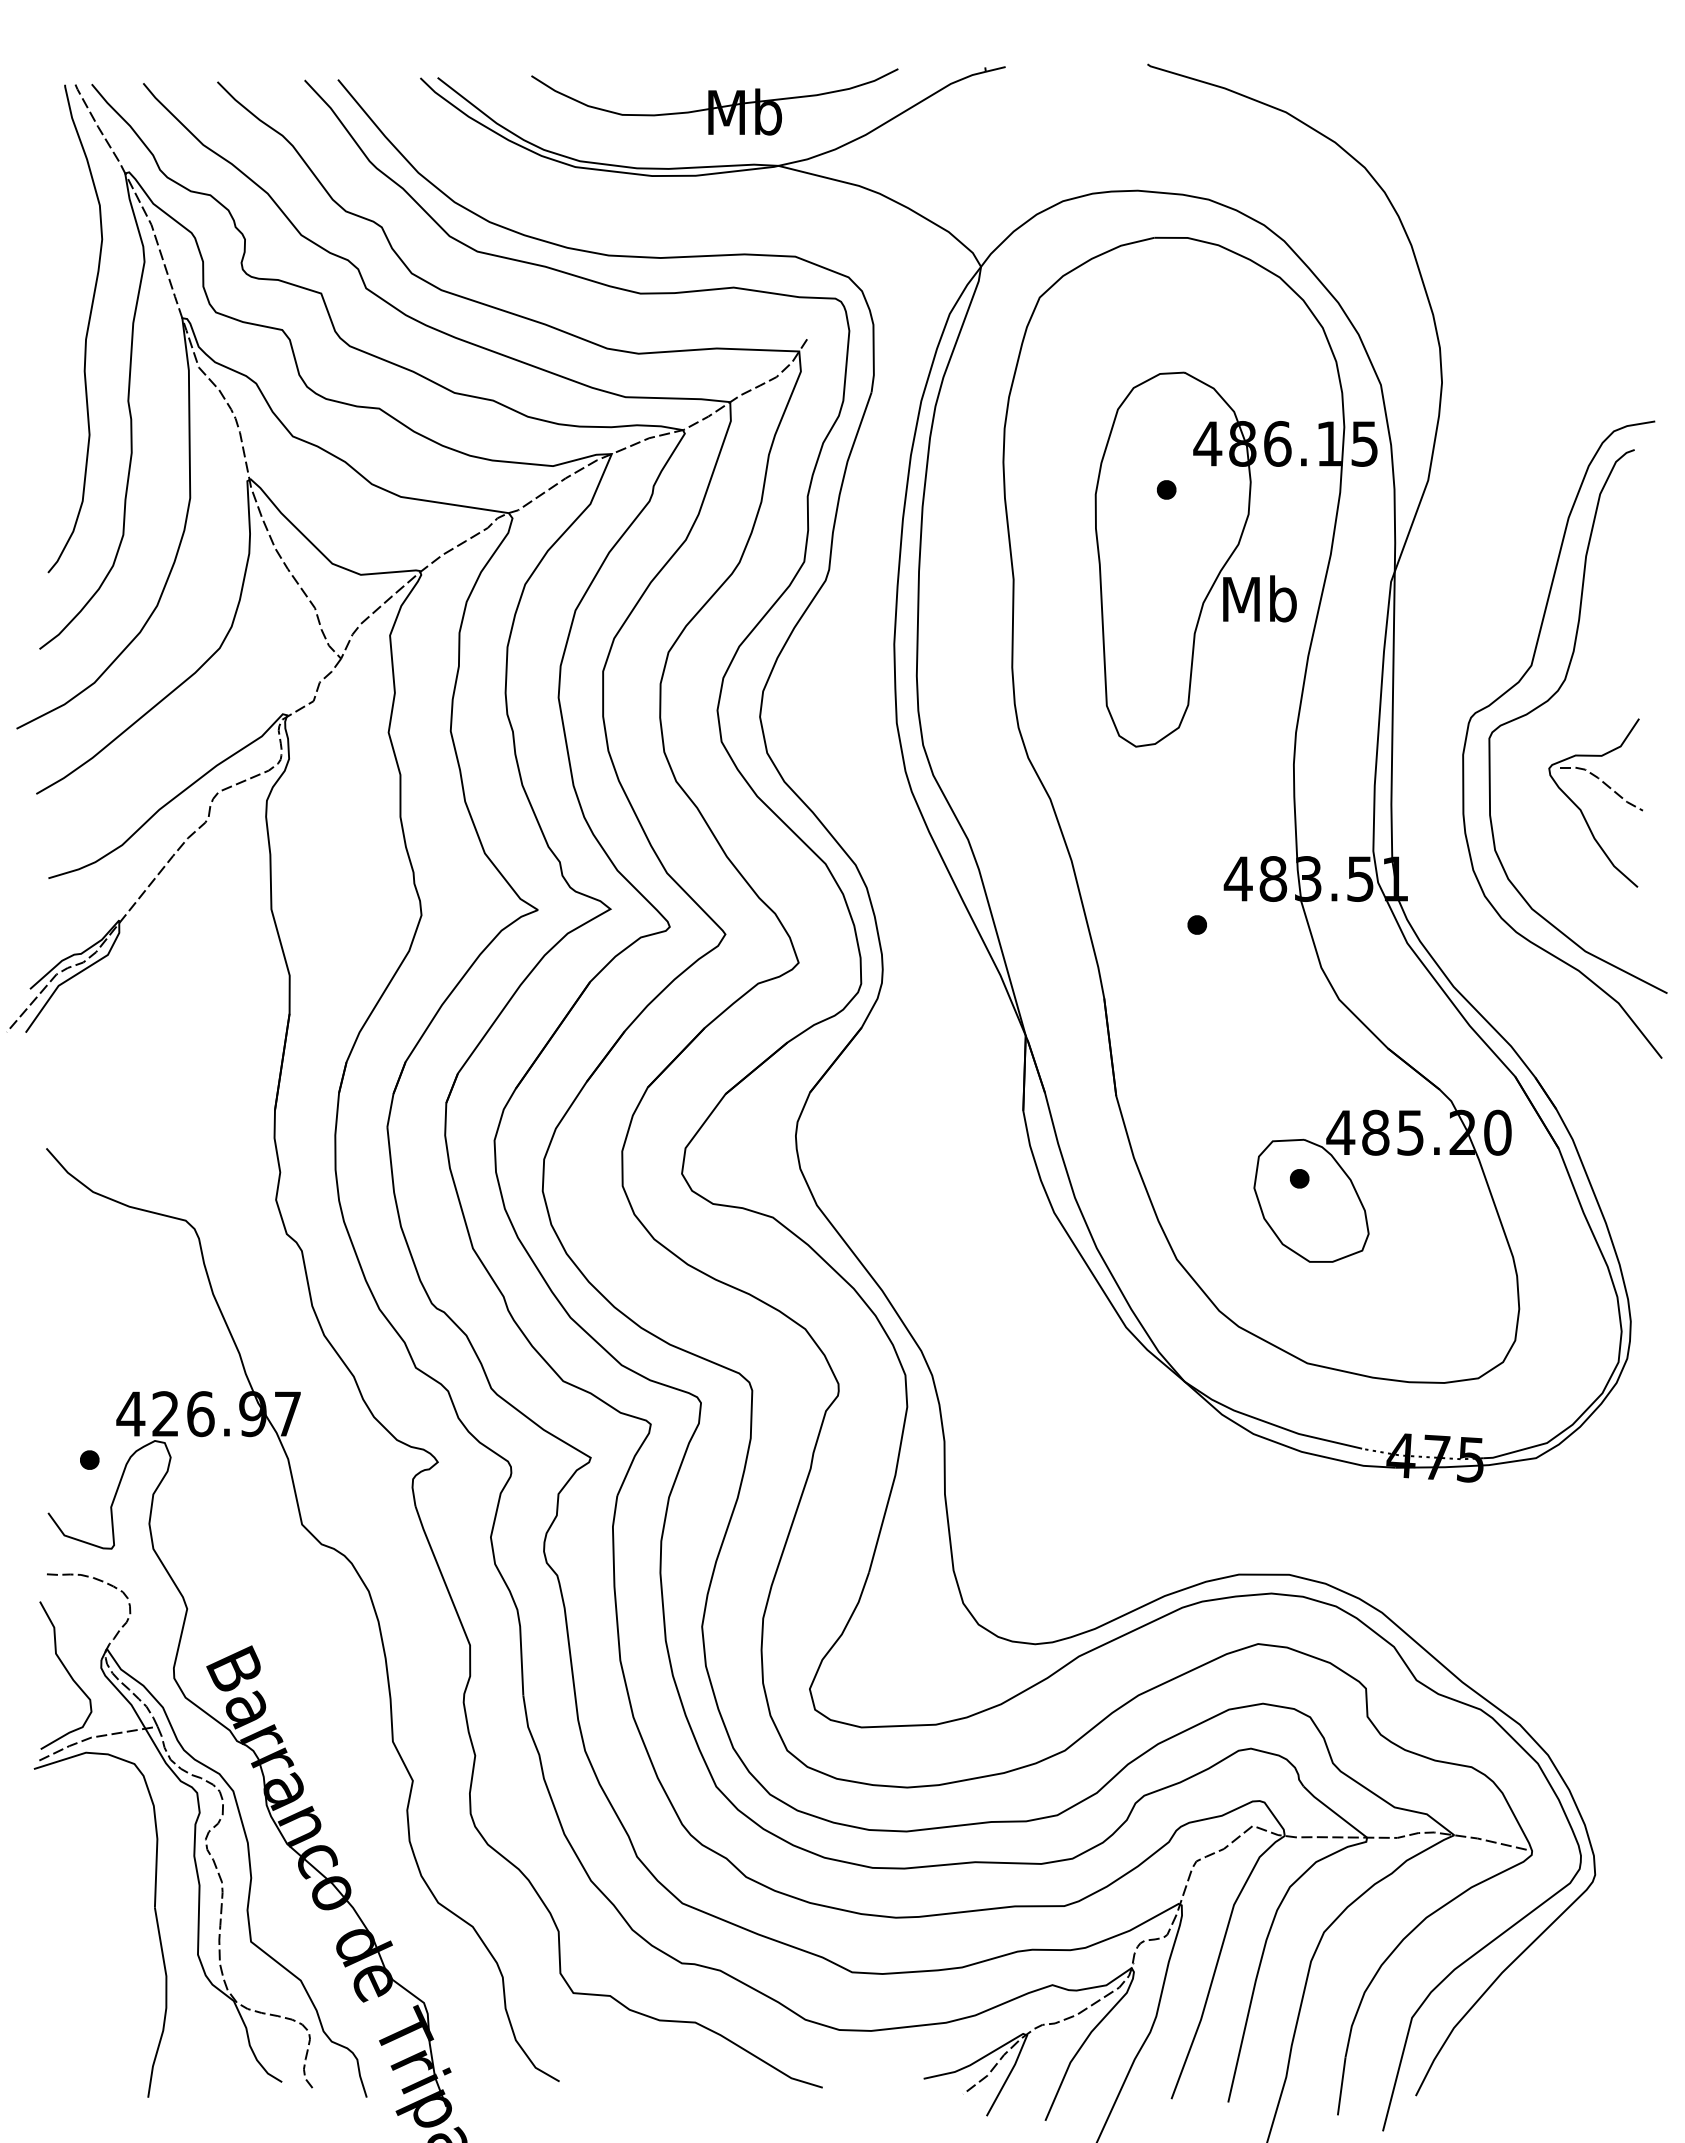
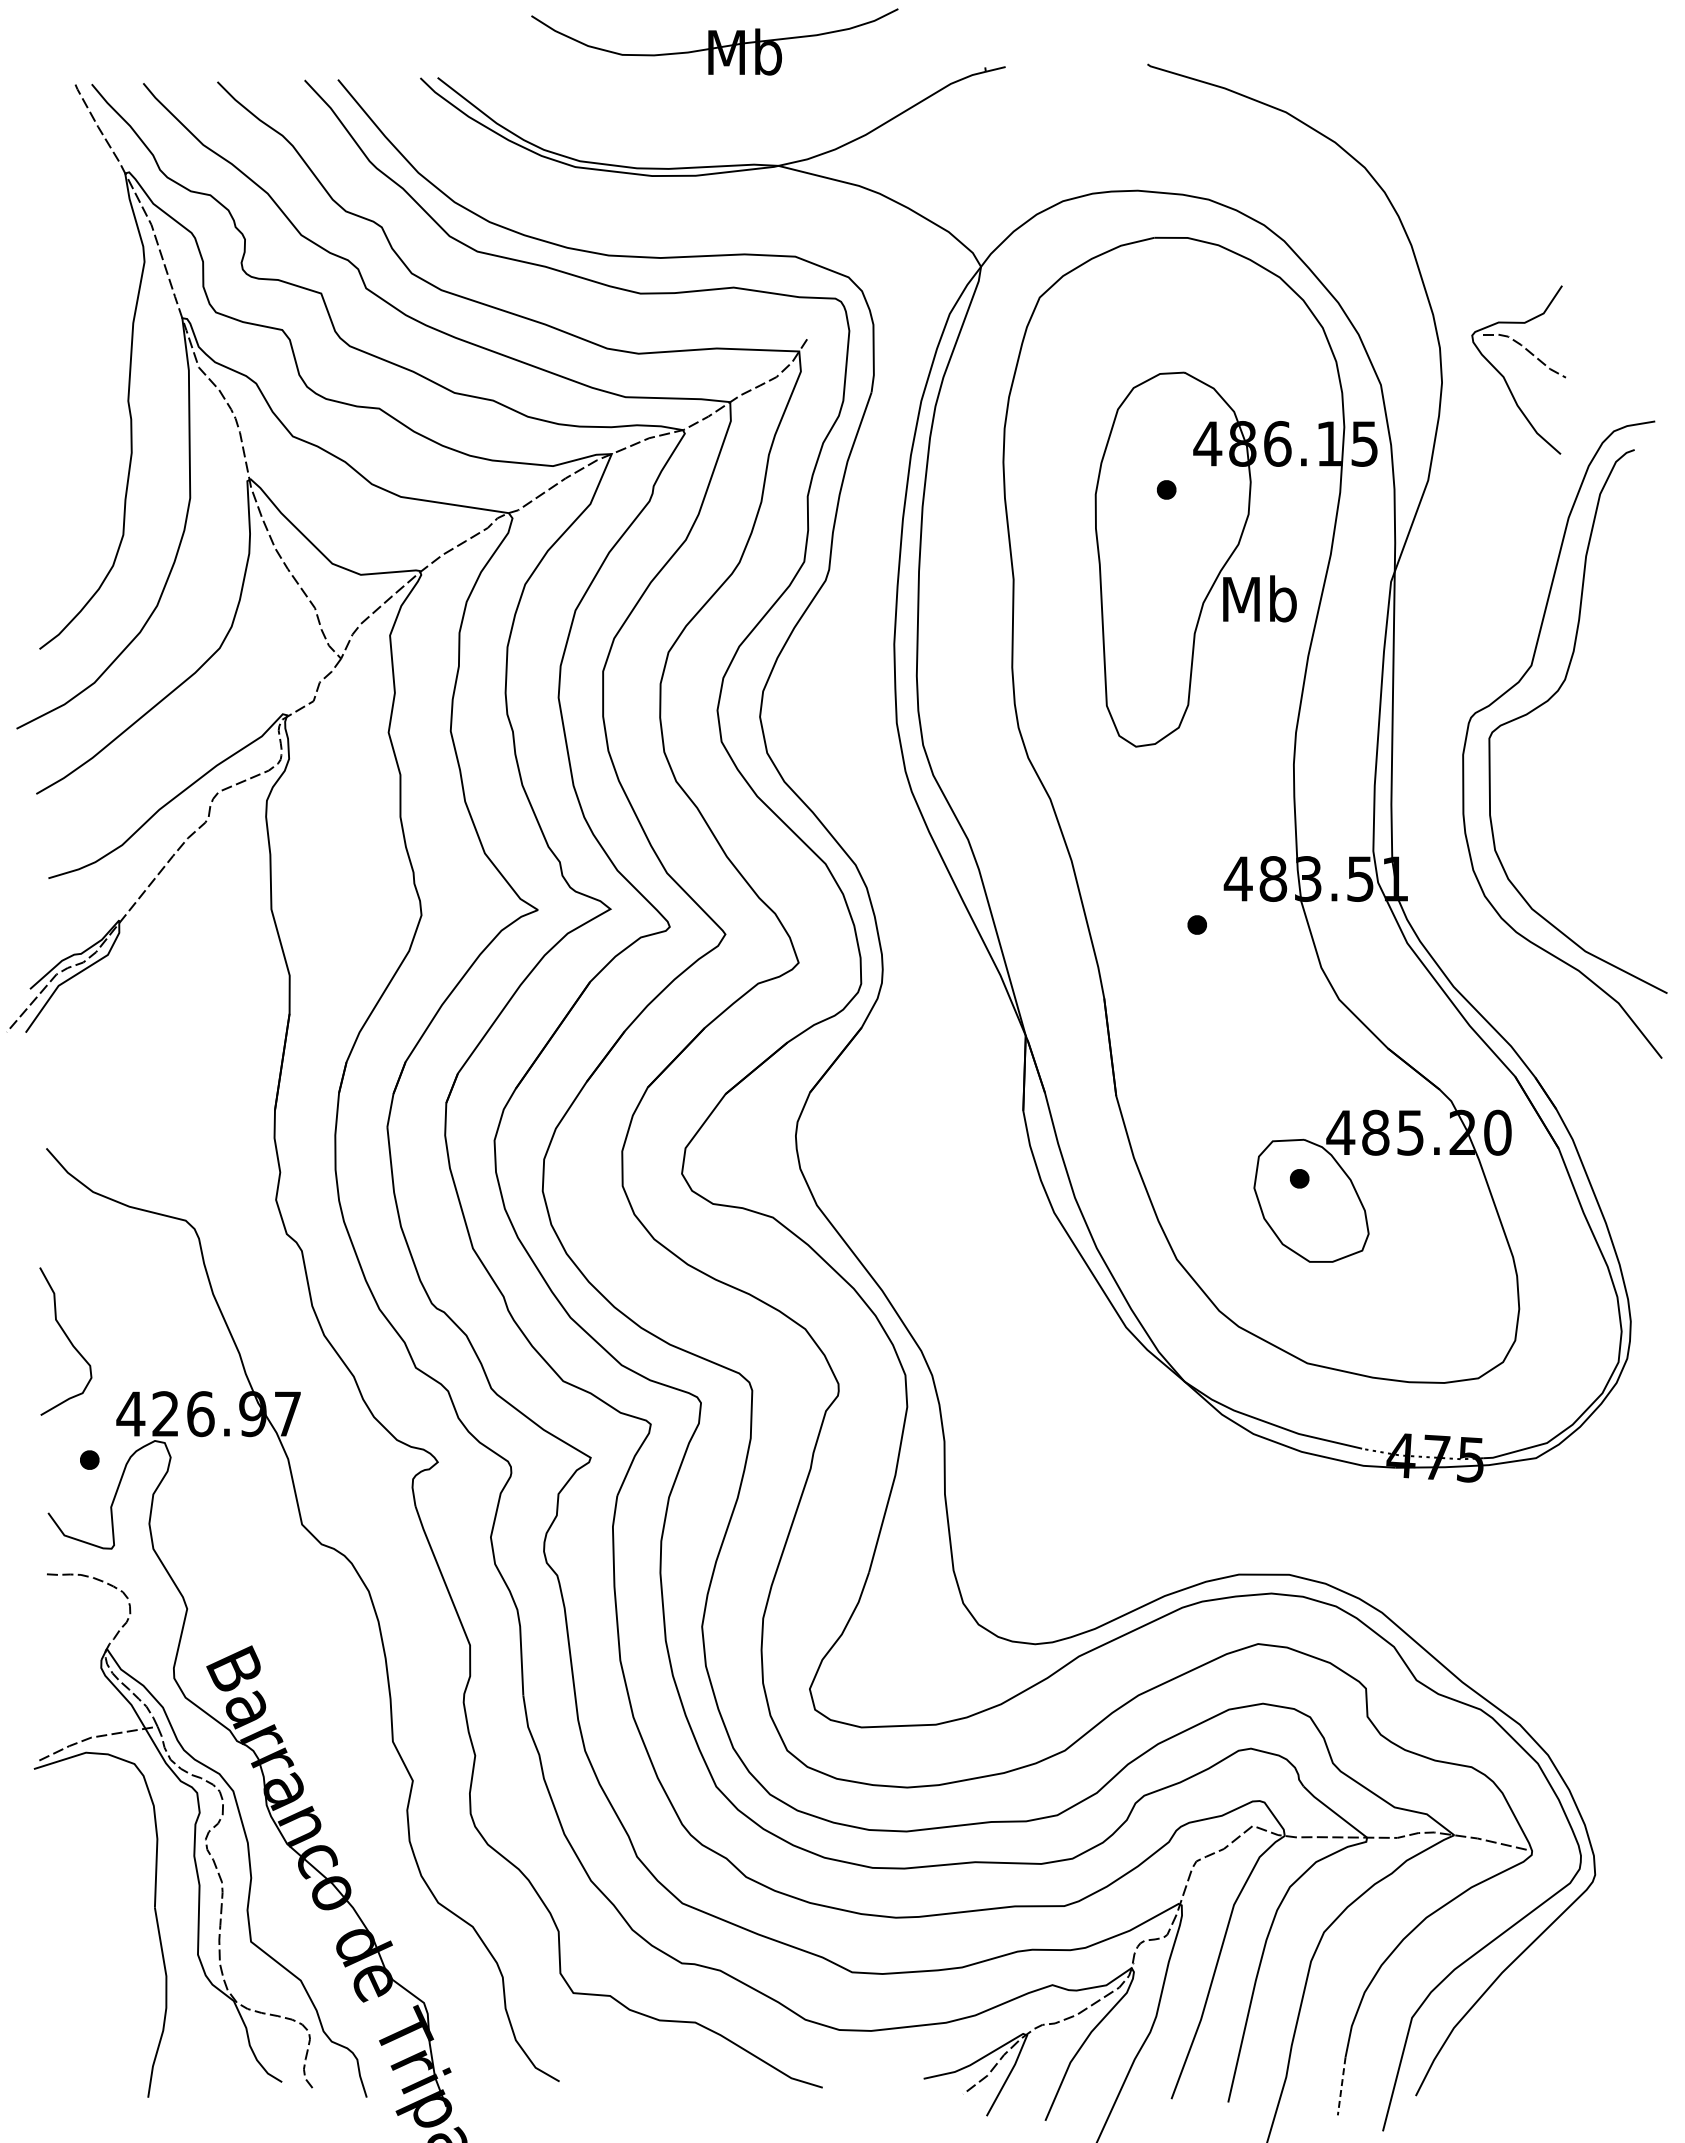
part position: (714, 101) -> (714, 41) (714, 41)
curve: present -> none (86, 330)
part position: (1581, 809) -> (1504, 376) (1504, 376)
curve position: (67, 1673) -> (67, 1339) (67, 1339)
line: solid -> dashed (1341, 2086)
